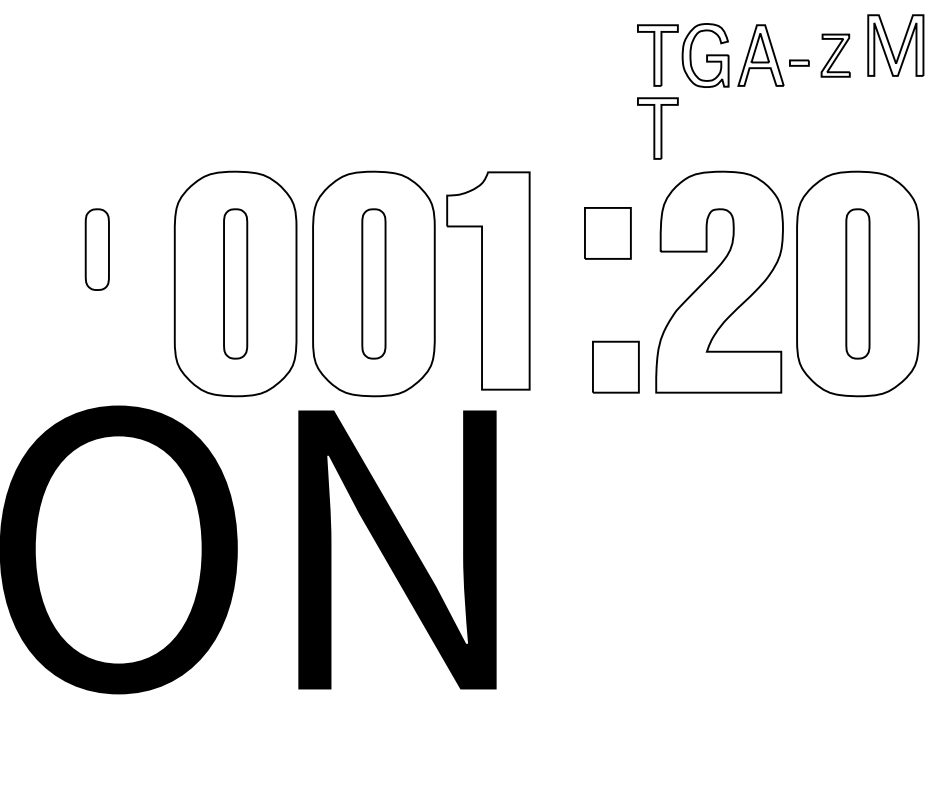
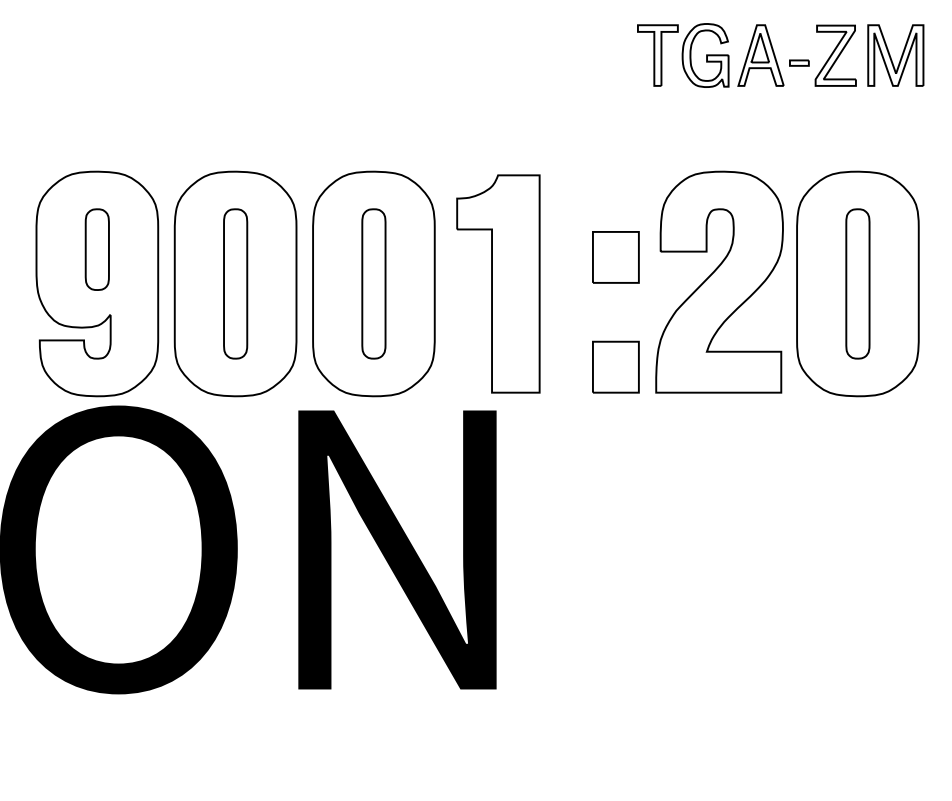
part position: (895, 45) -> (895, 55) (895, 55)
part size: 31x45 px -> 43x63 px (835, 55)
part: present -> none (657, 128)
part position: (607, 233) -> (615, 257) (615, 257)
part position: (488, 280) -> (498, 283) (498, 283)
part: none -> present (97, 283)
